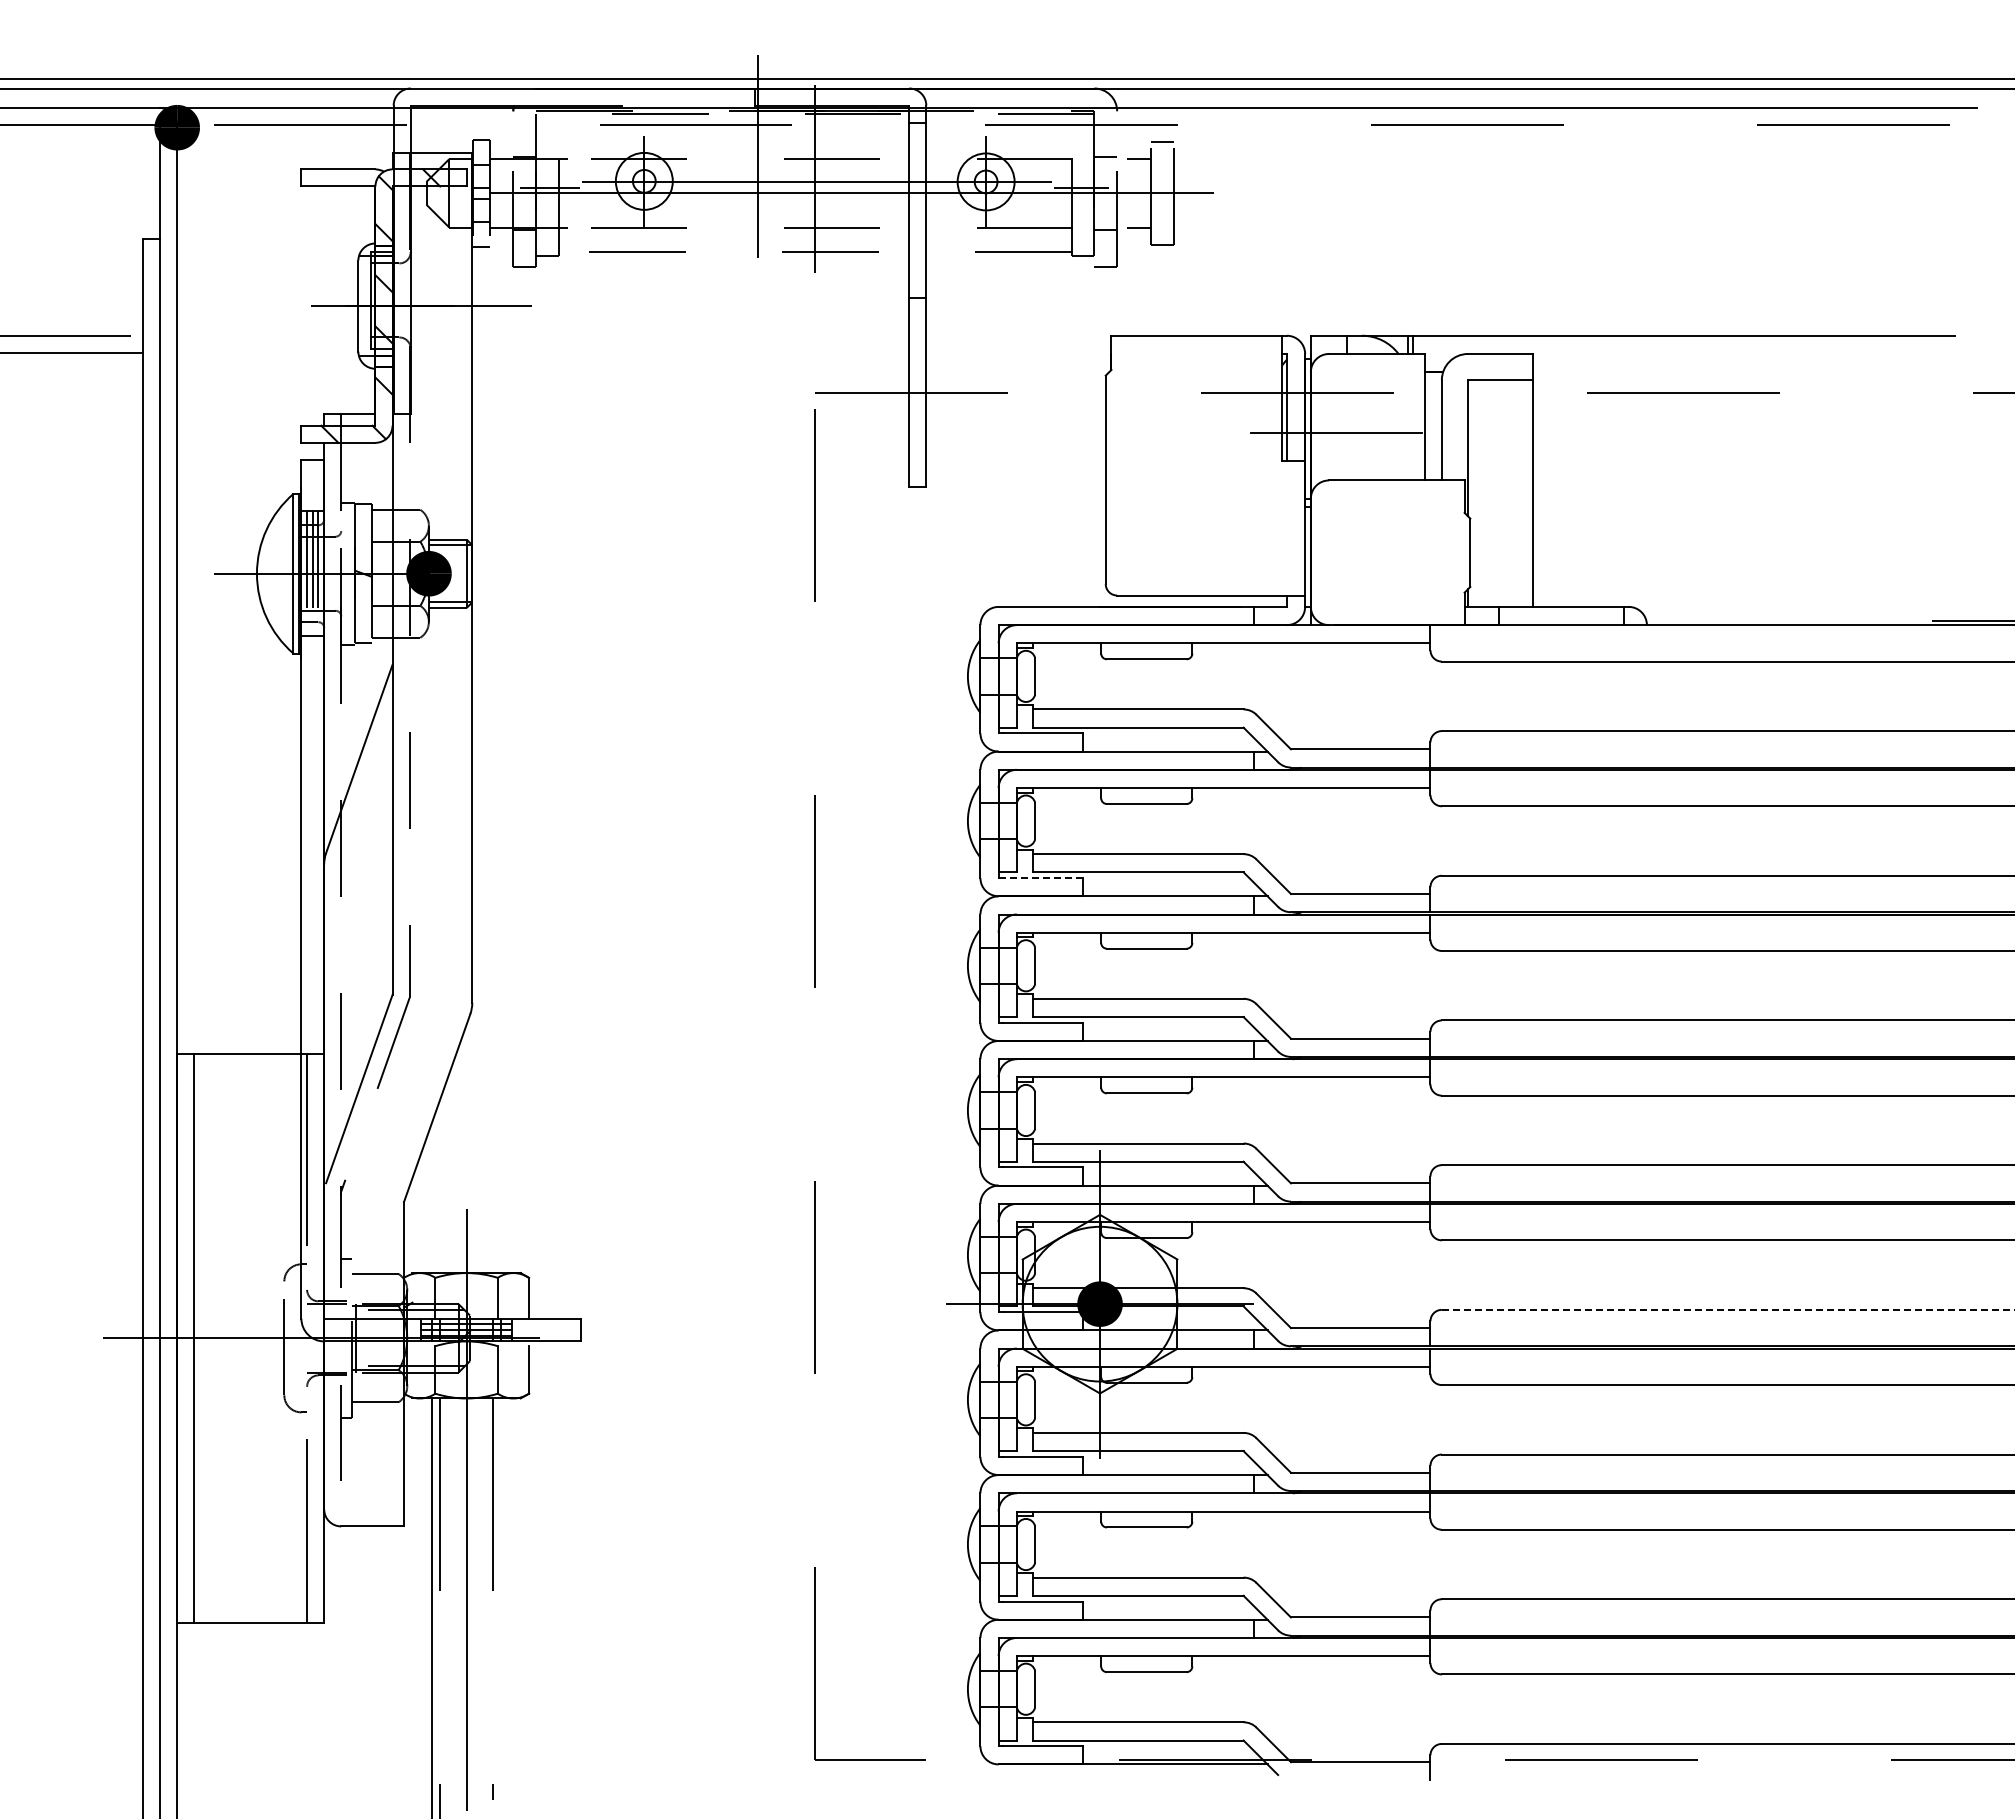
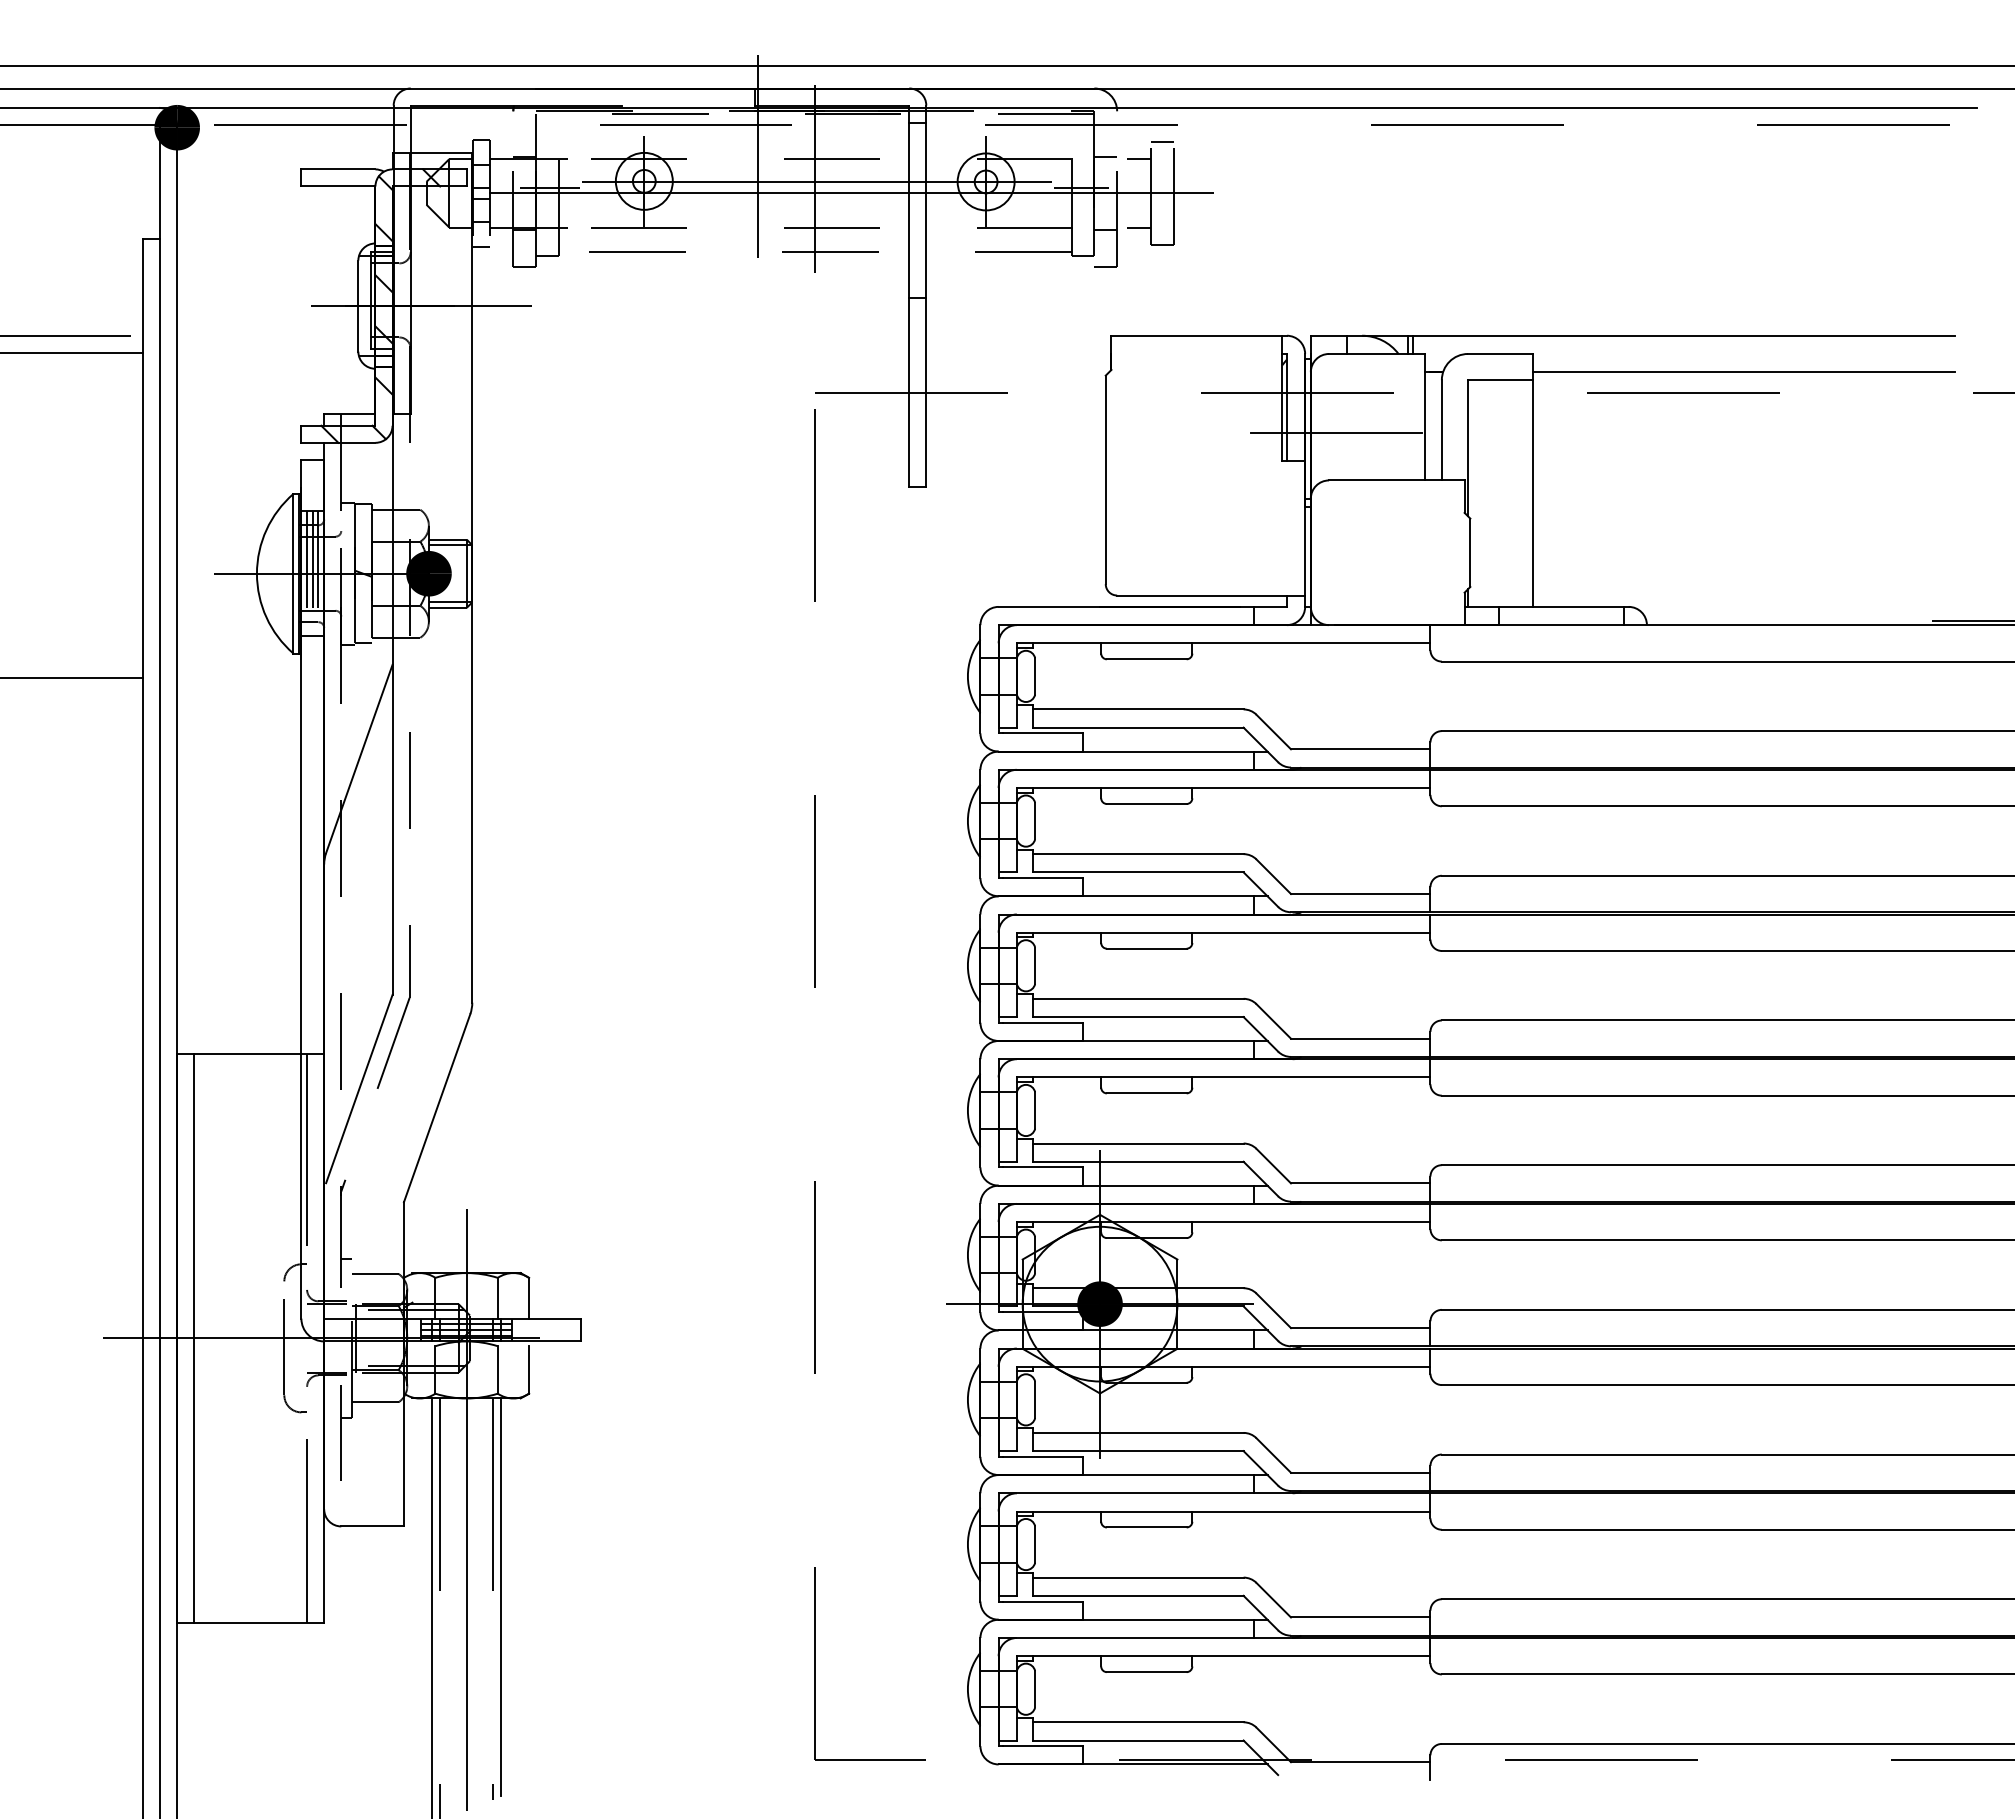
line position: (1006, 78) -> (1006, 65) (1006, 65)
line: none -> present (1743, 372)
line: none -> present (72, 677)
line: dashed -> solid (1043, 878)
line: dashed -> solid (1728, 1309)
line: none -> present (500, 1597)
